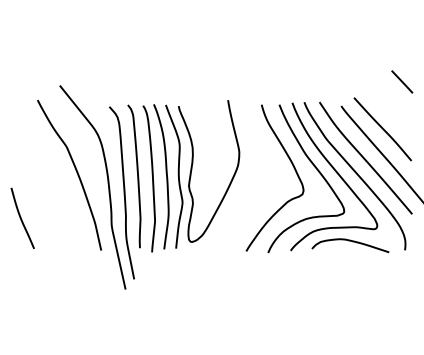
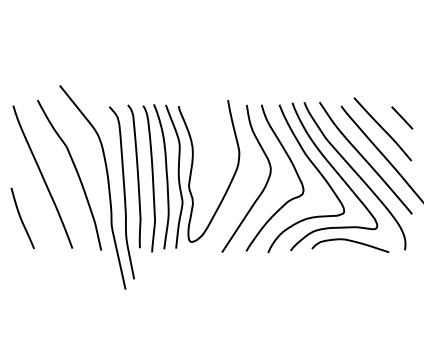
line position: (402, 81) -> (402, 117) (402, 117)
curve: none -> present (42, 176)
curve: none -> present (263, 187)
